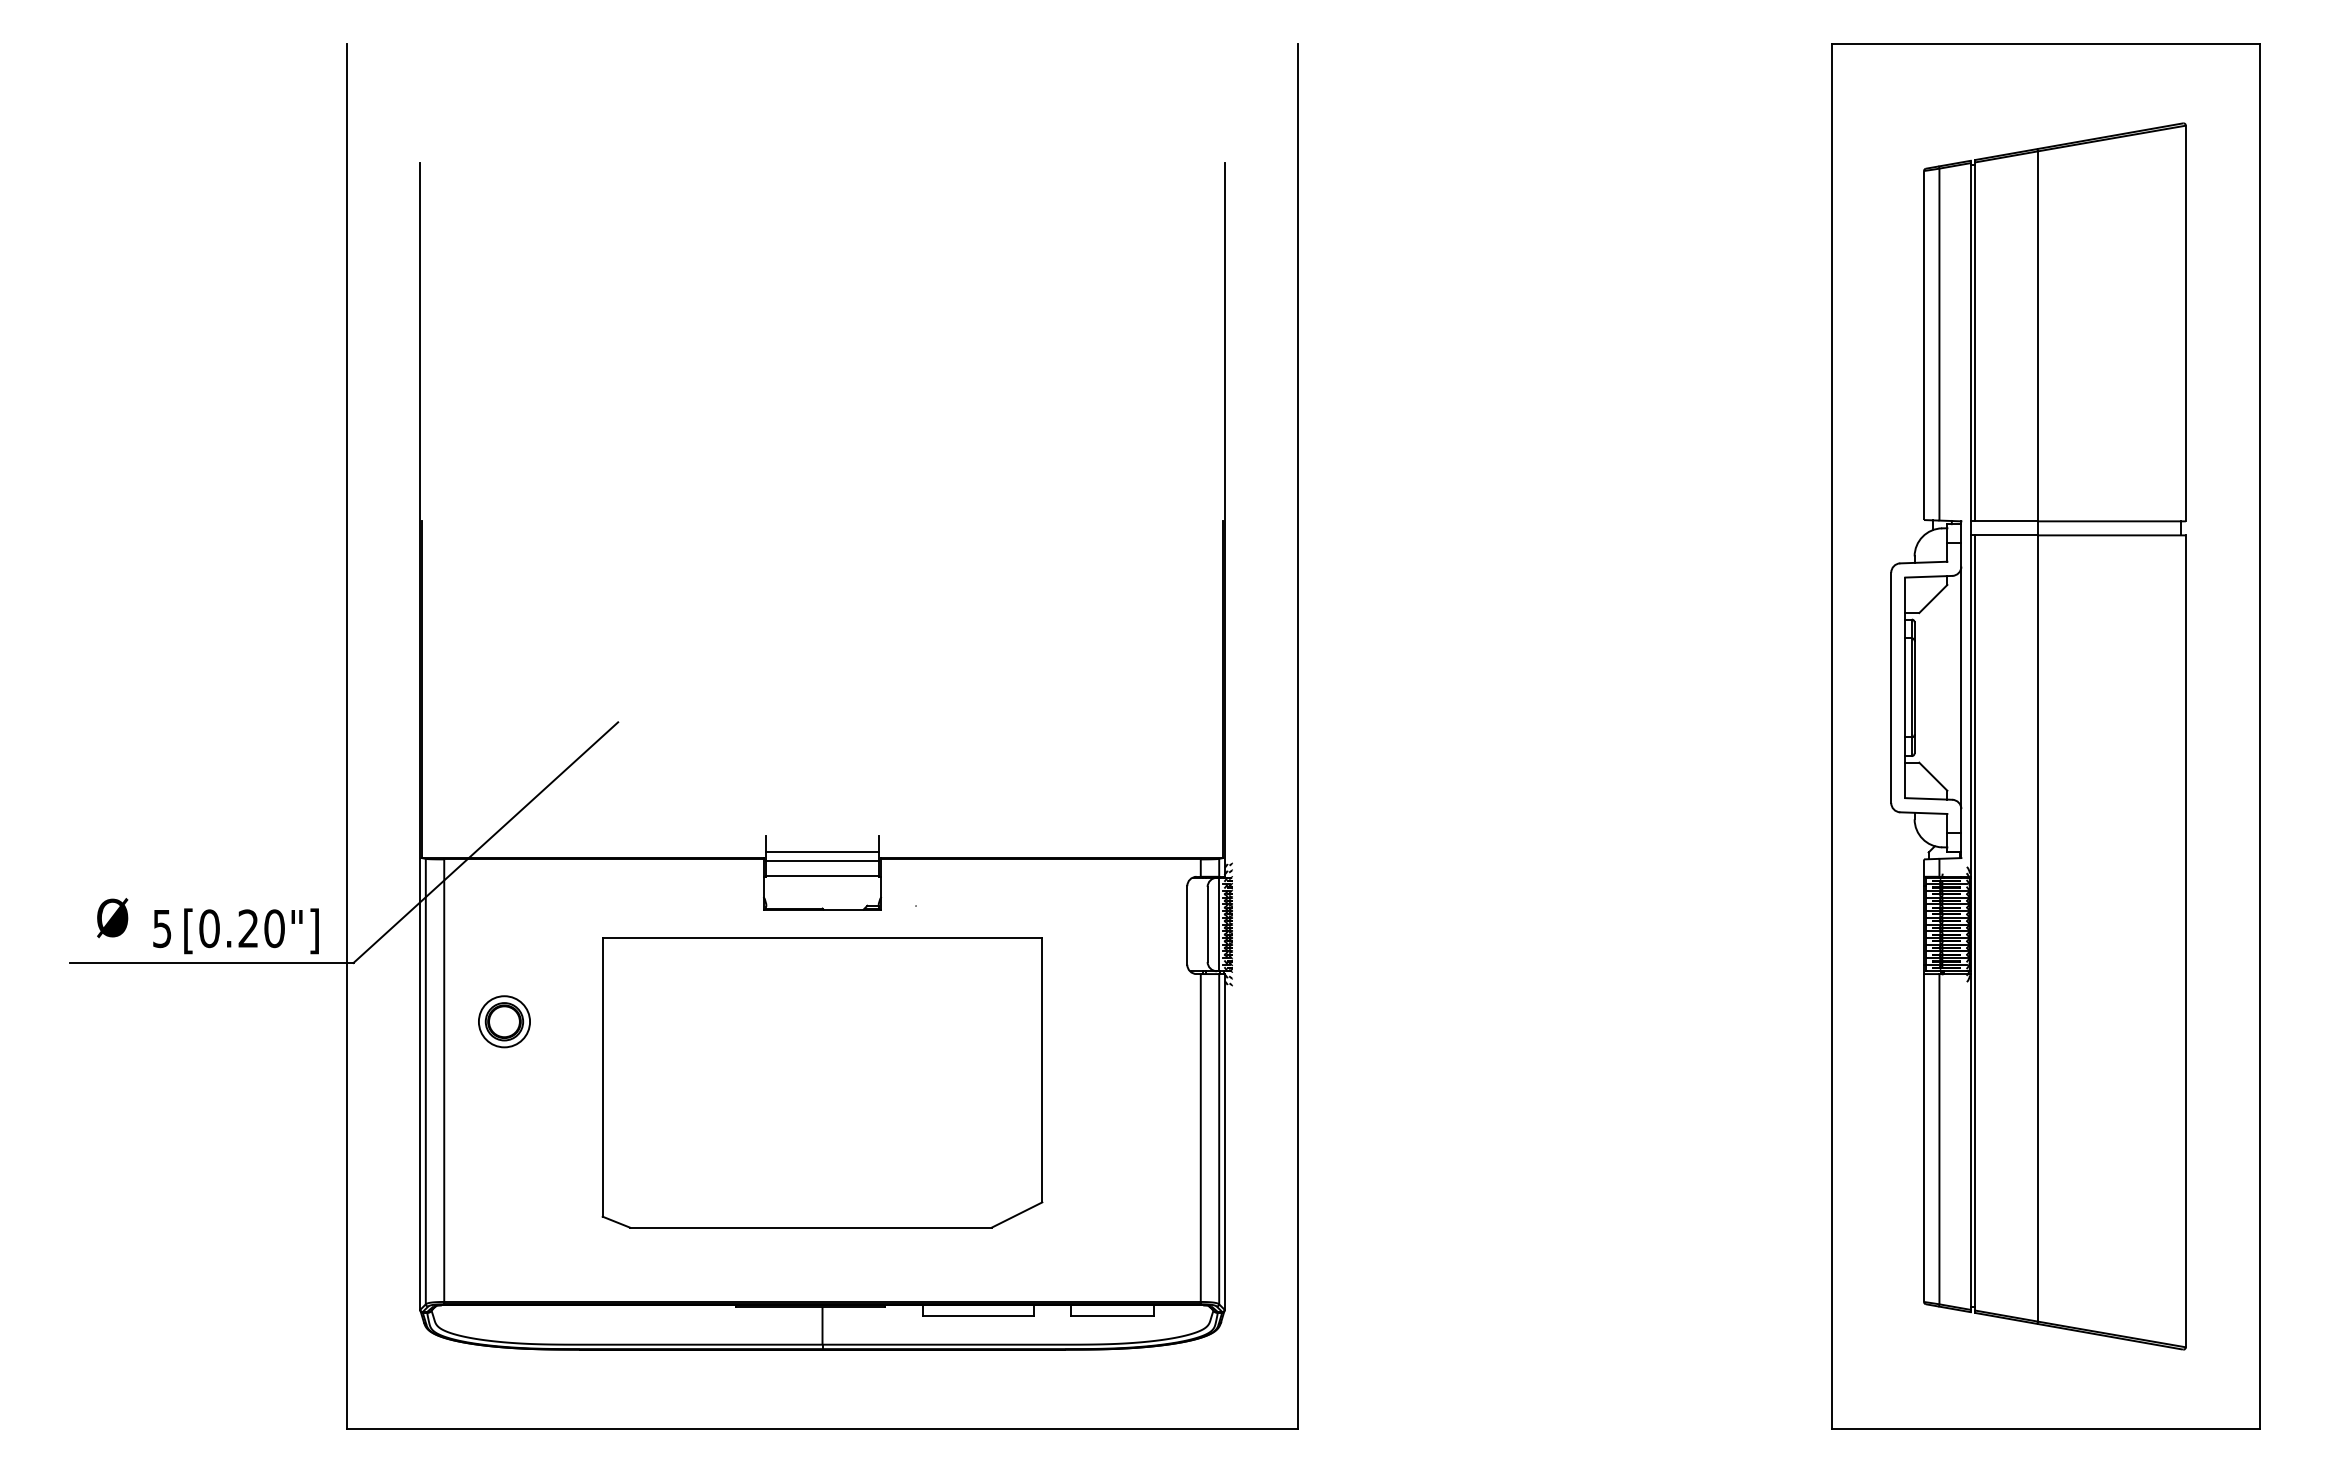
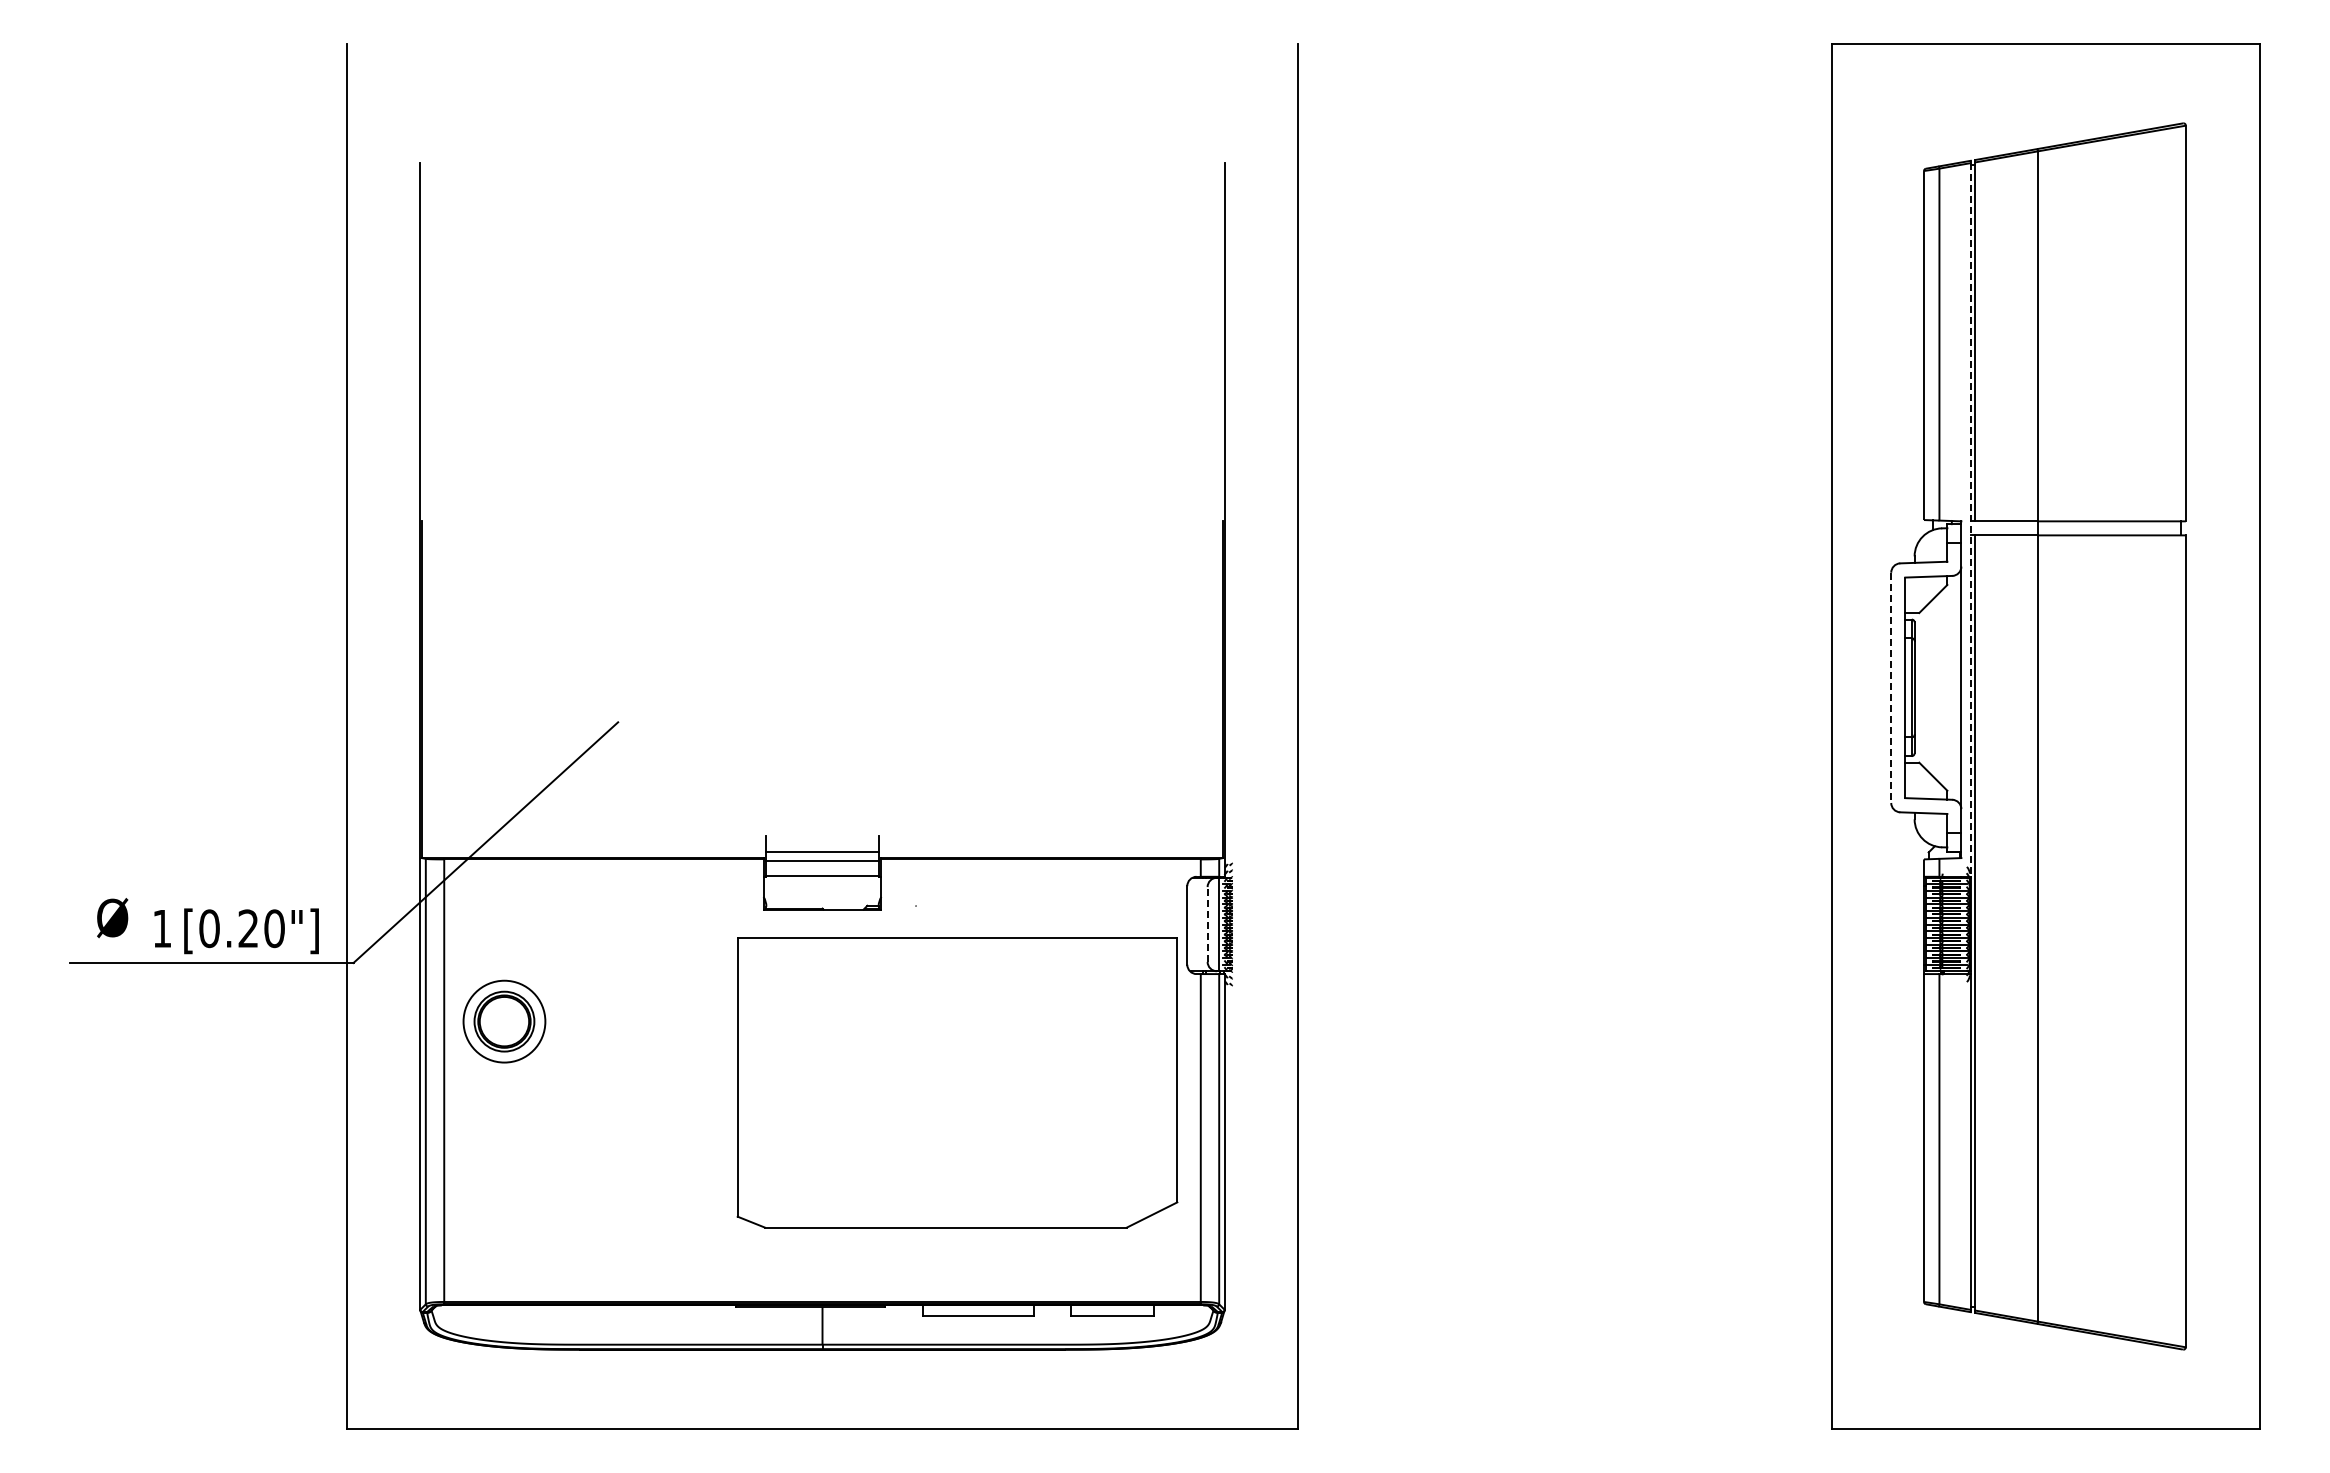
line: solid -> dashed (1970, 519)
line: solid -> dashed (1891, 688)
line: solid -> dashed (1207, 924)
text: 5 -> 1 (162, 929)
part size: 53x54 px -> 85x85 px (504, 1021)
part position: (822, 1082) -> (957, 1082) (957, 1082)
